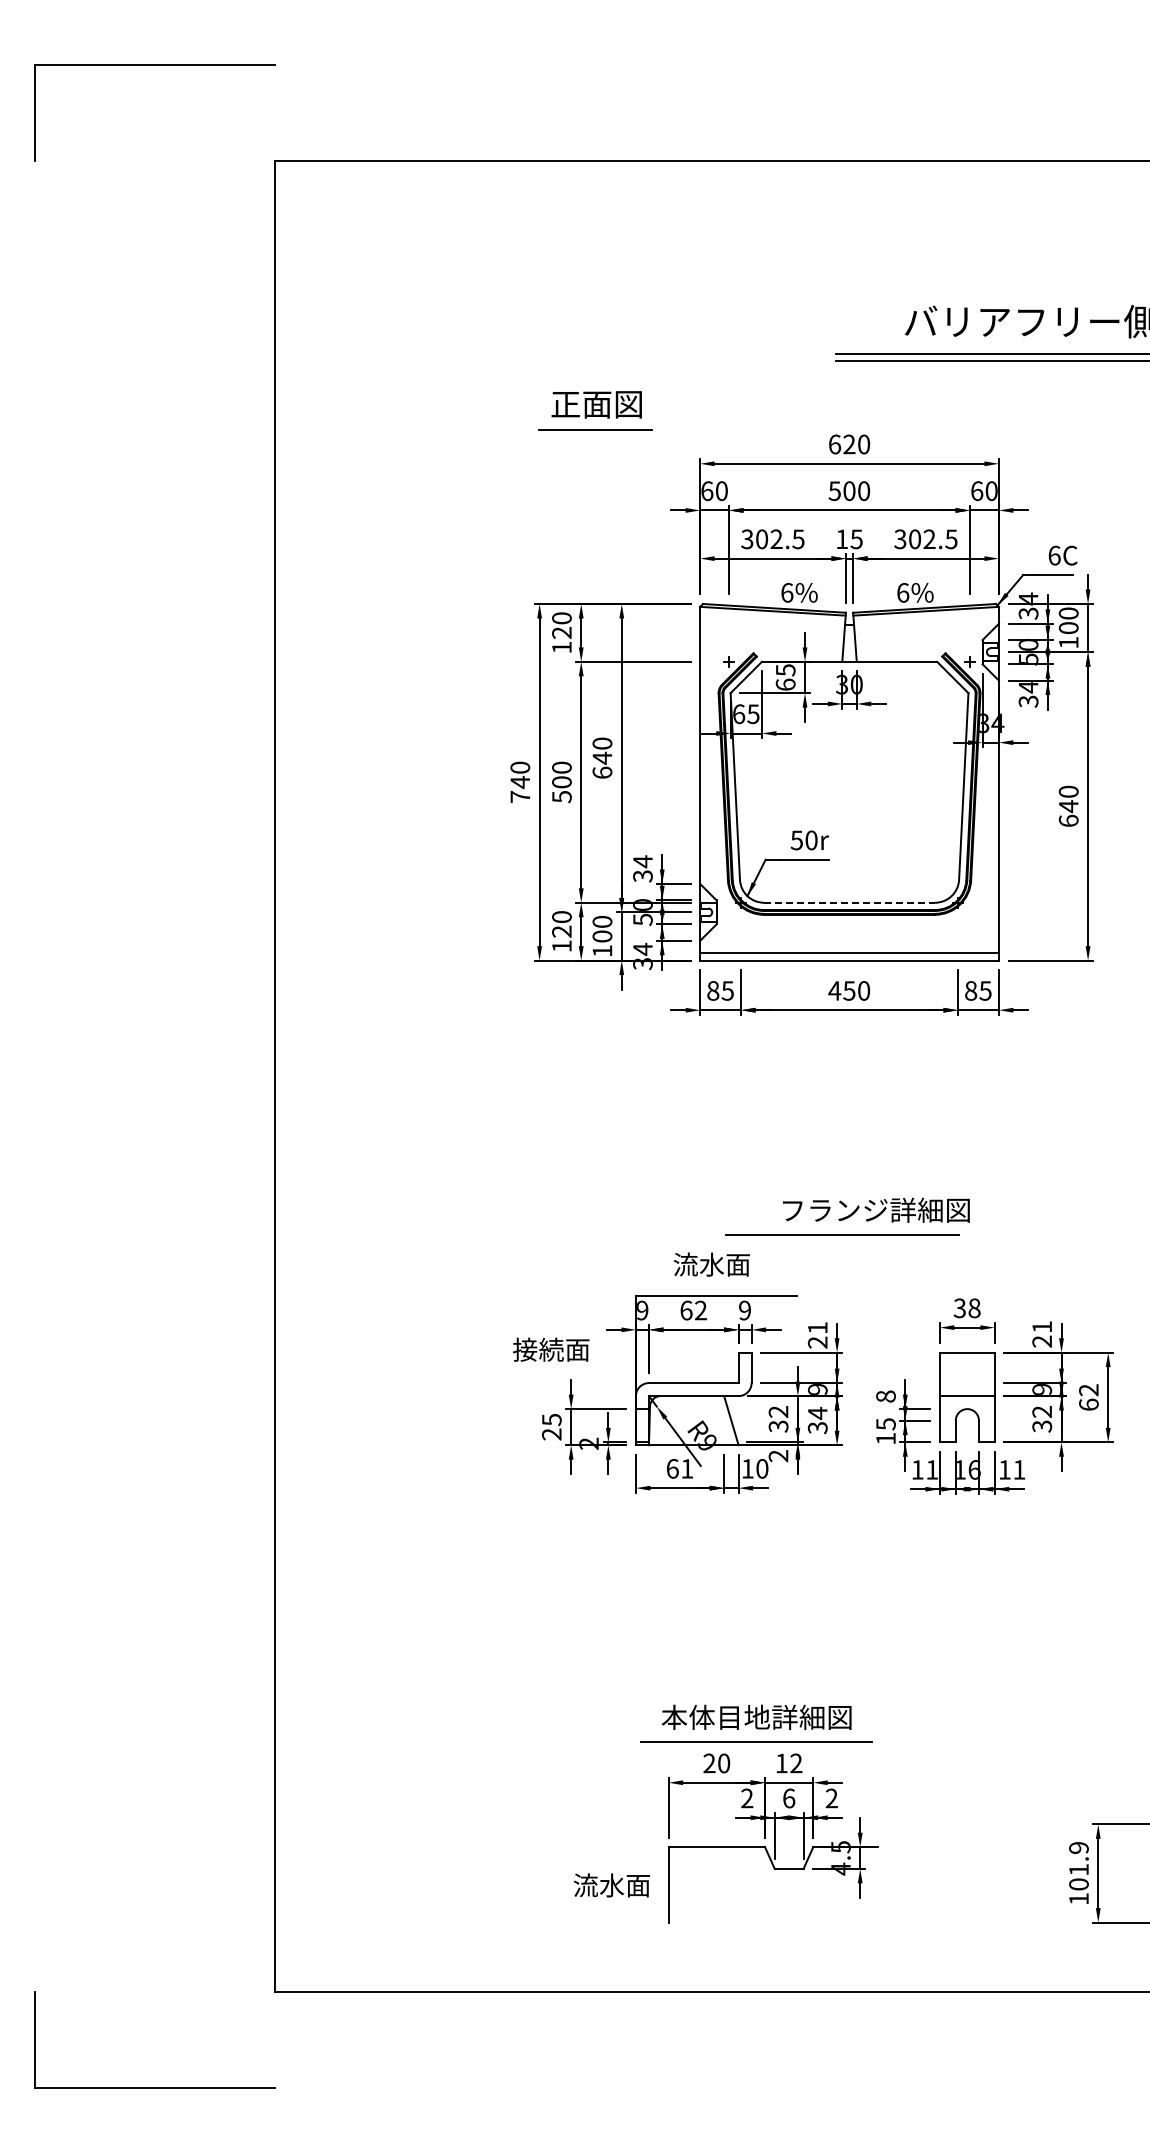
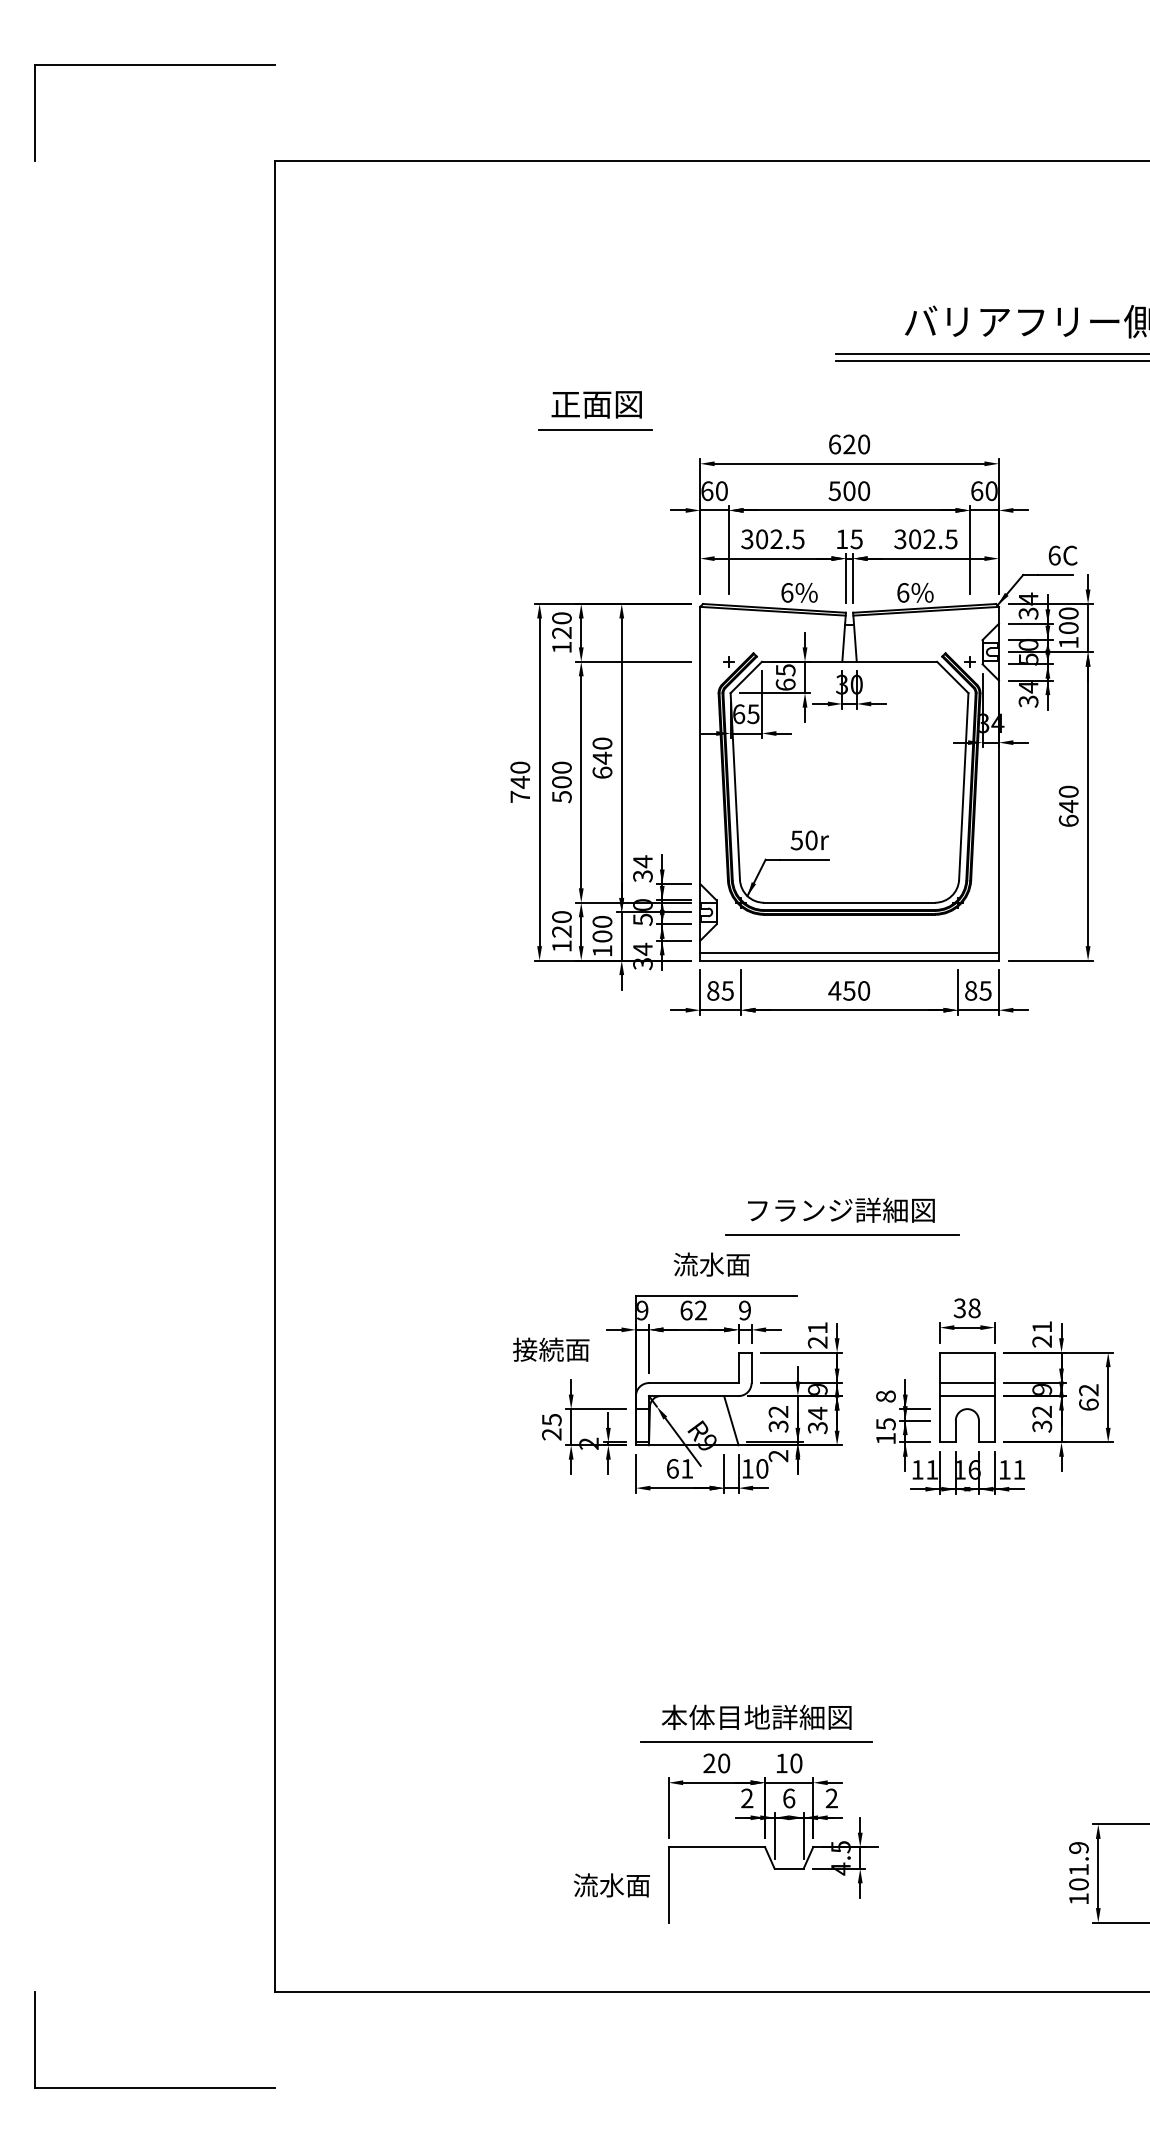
line: dashed -> solid (849, 902)
text position: (876, 1209) -> (841, 1209) (841, 1209)
line: none -> present (966, 1383)
text: 12 -> 10 (796, 1763)
